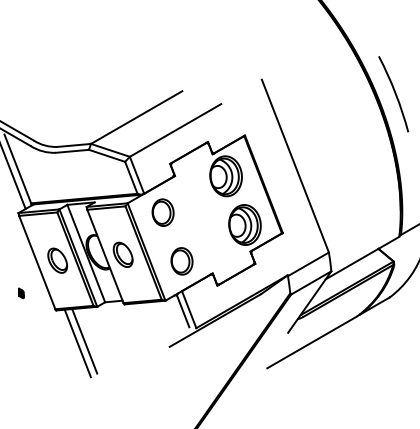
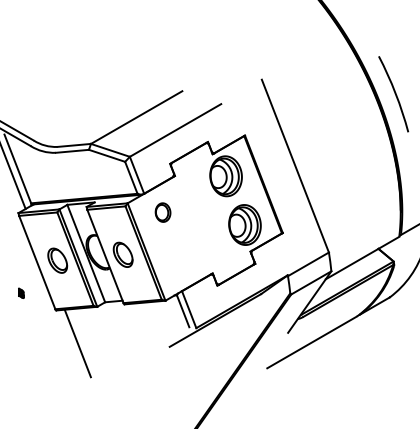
part size: 24x29 px -> 18x21 px (162, 212)
part: present -> none (181, 261)
line: present -> none (84, 341)
